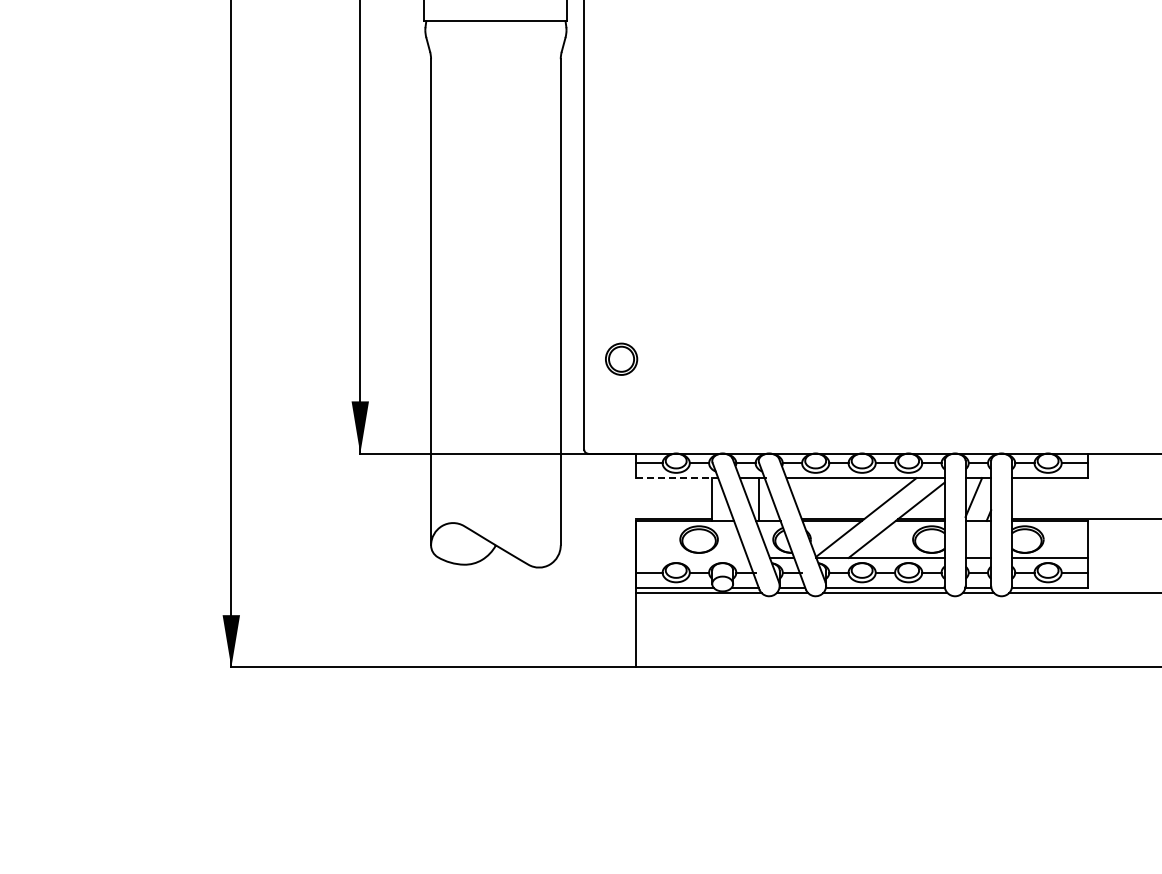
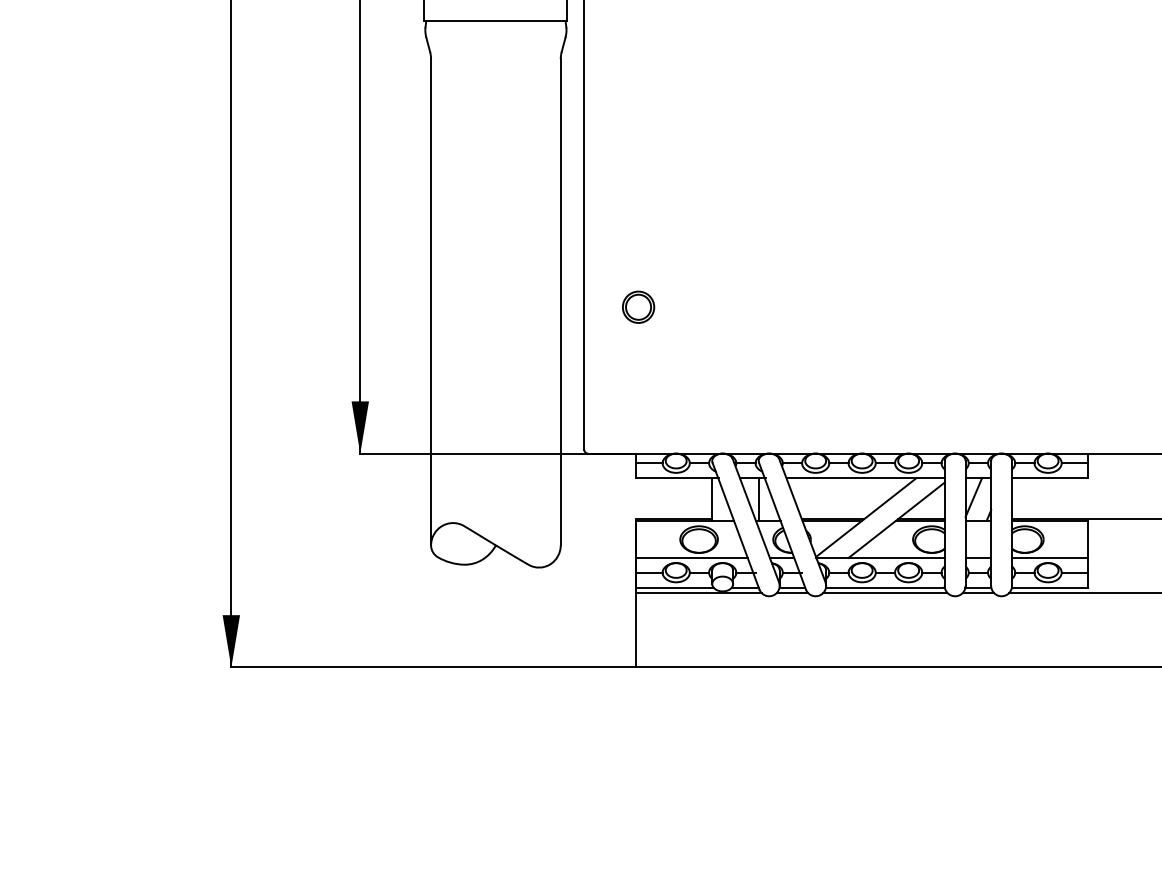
part position: (621, 358) -> (638, 306) (638, 306)
line: dashed -> solid (678, 478)
line: none -> present (691, 557)
